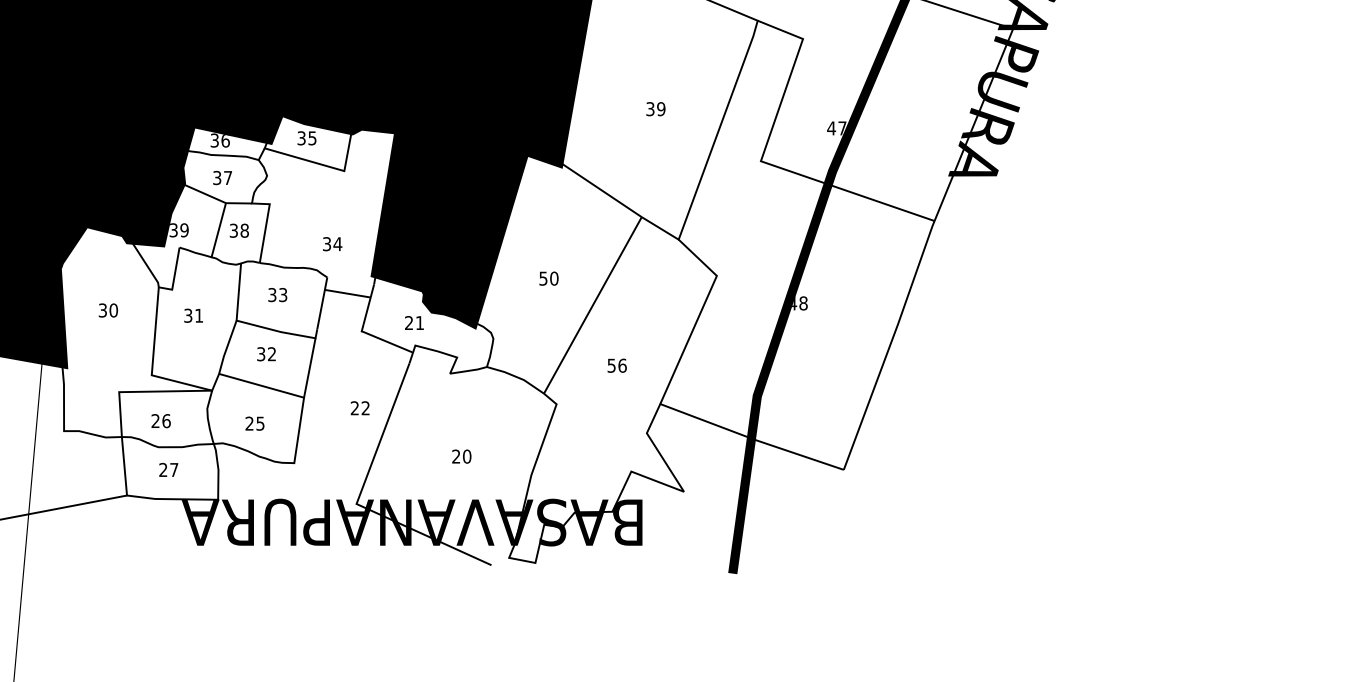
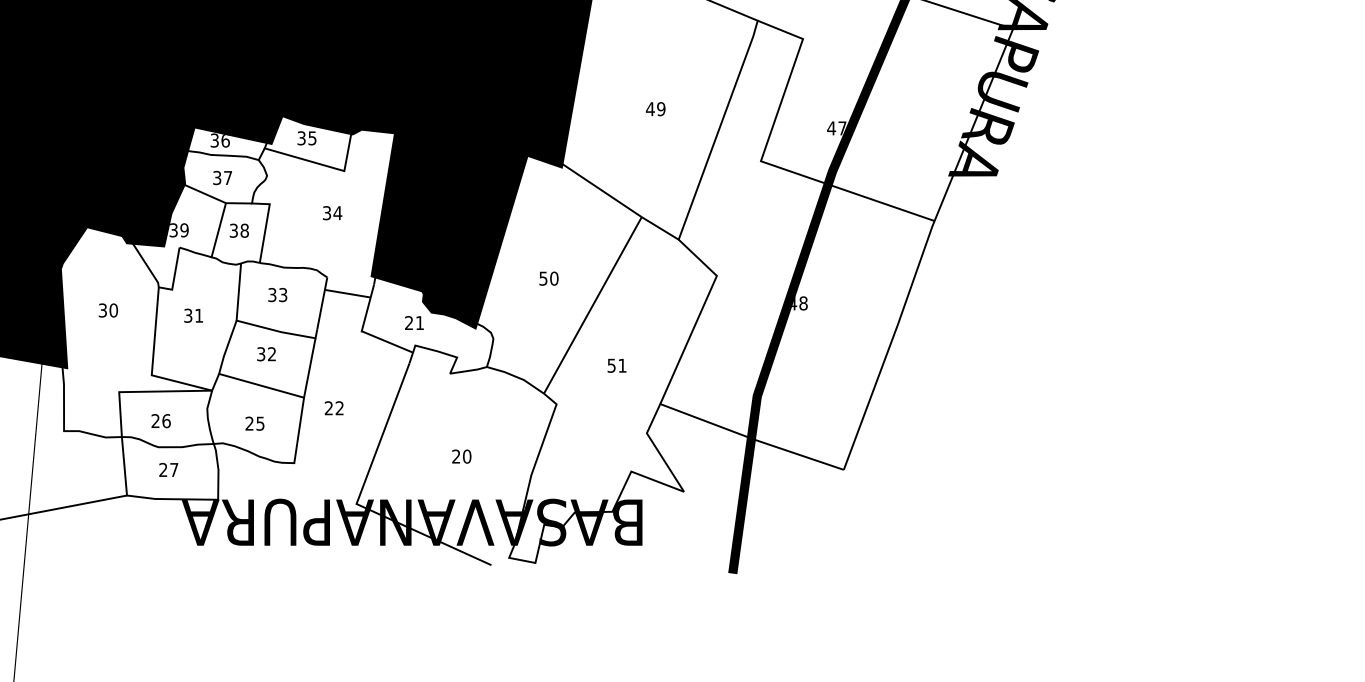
text: 39 -> 49 (650, 109)
text position: (332, 244) -> (332, 213) (332, 213)
text: 56 -> 51 (622, 365)
text position: (359, 408) -> (333, 408) (333, 408)
